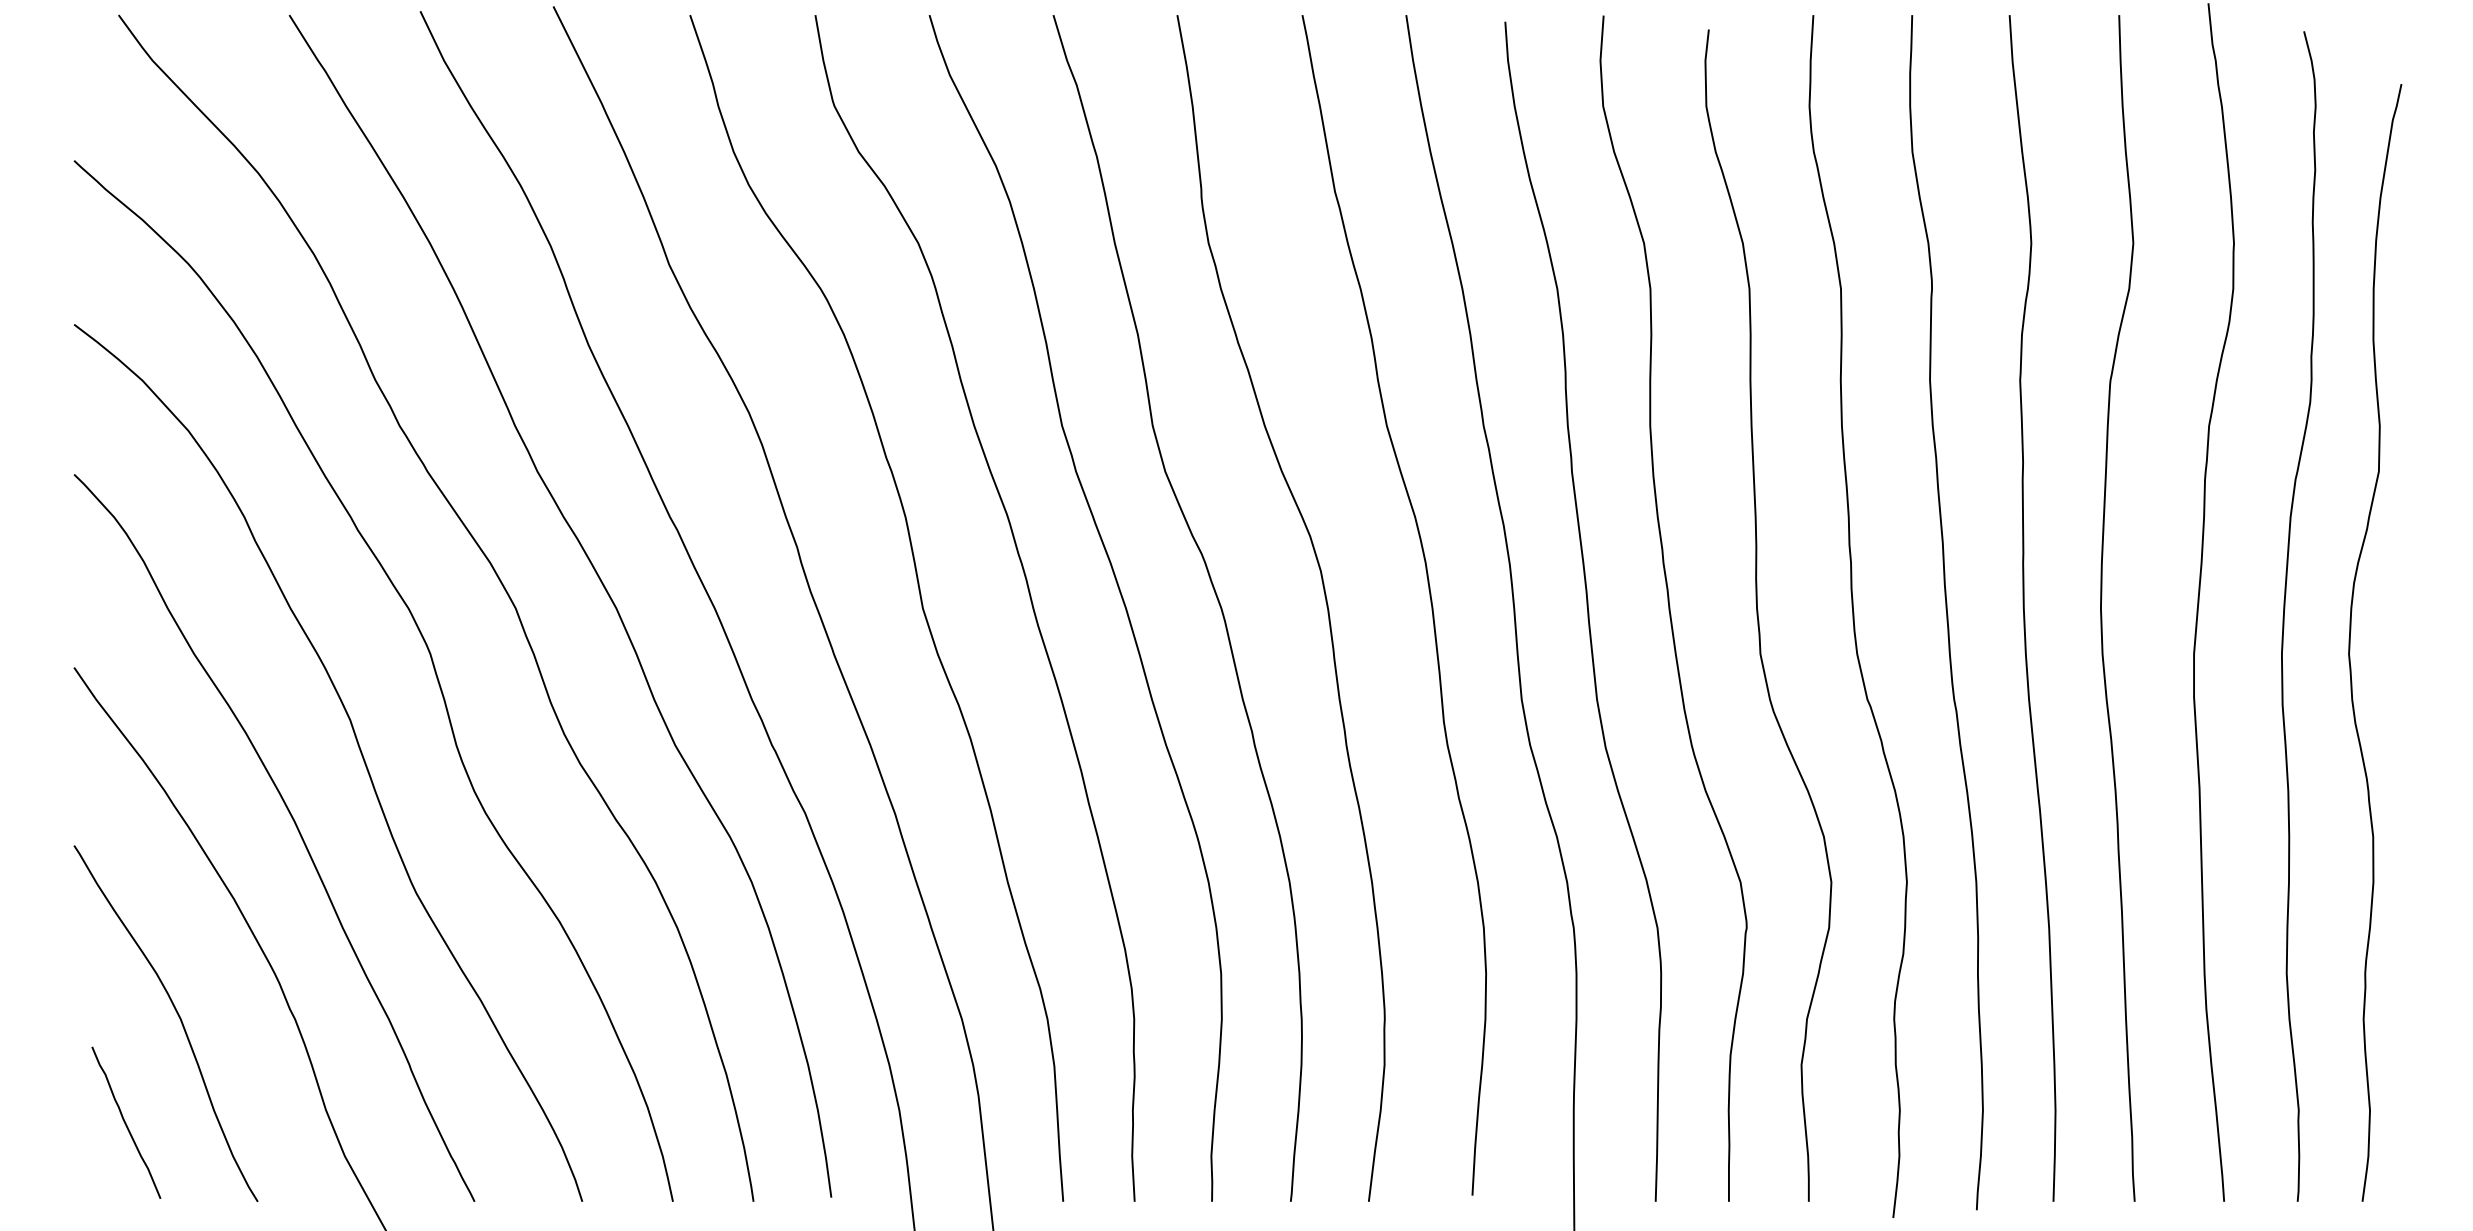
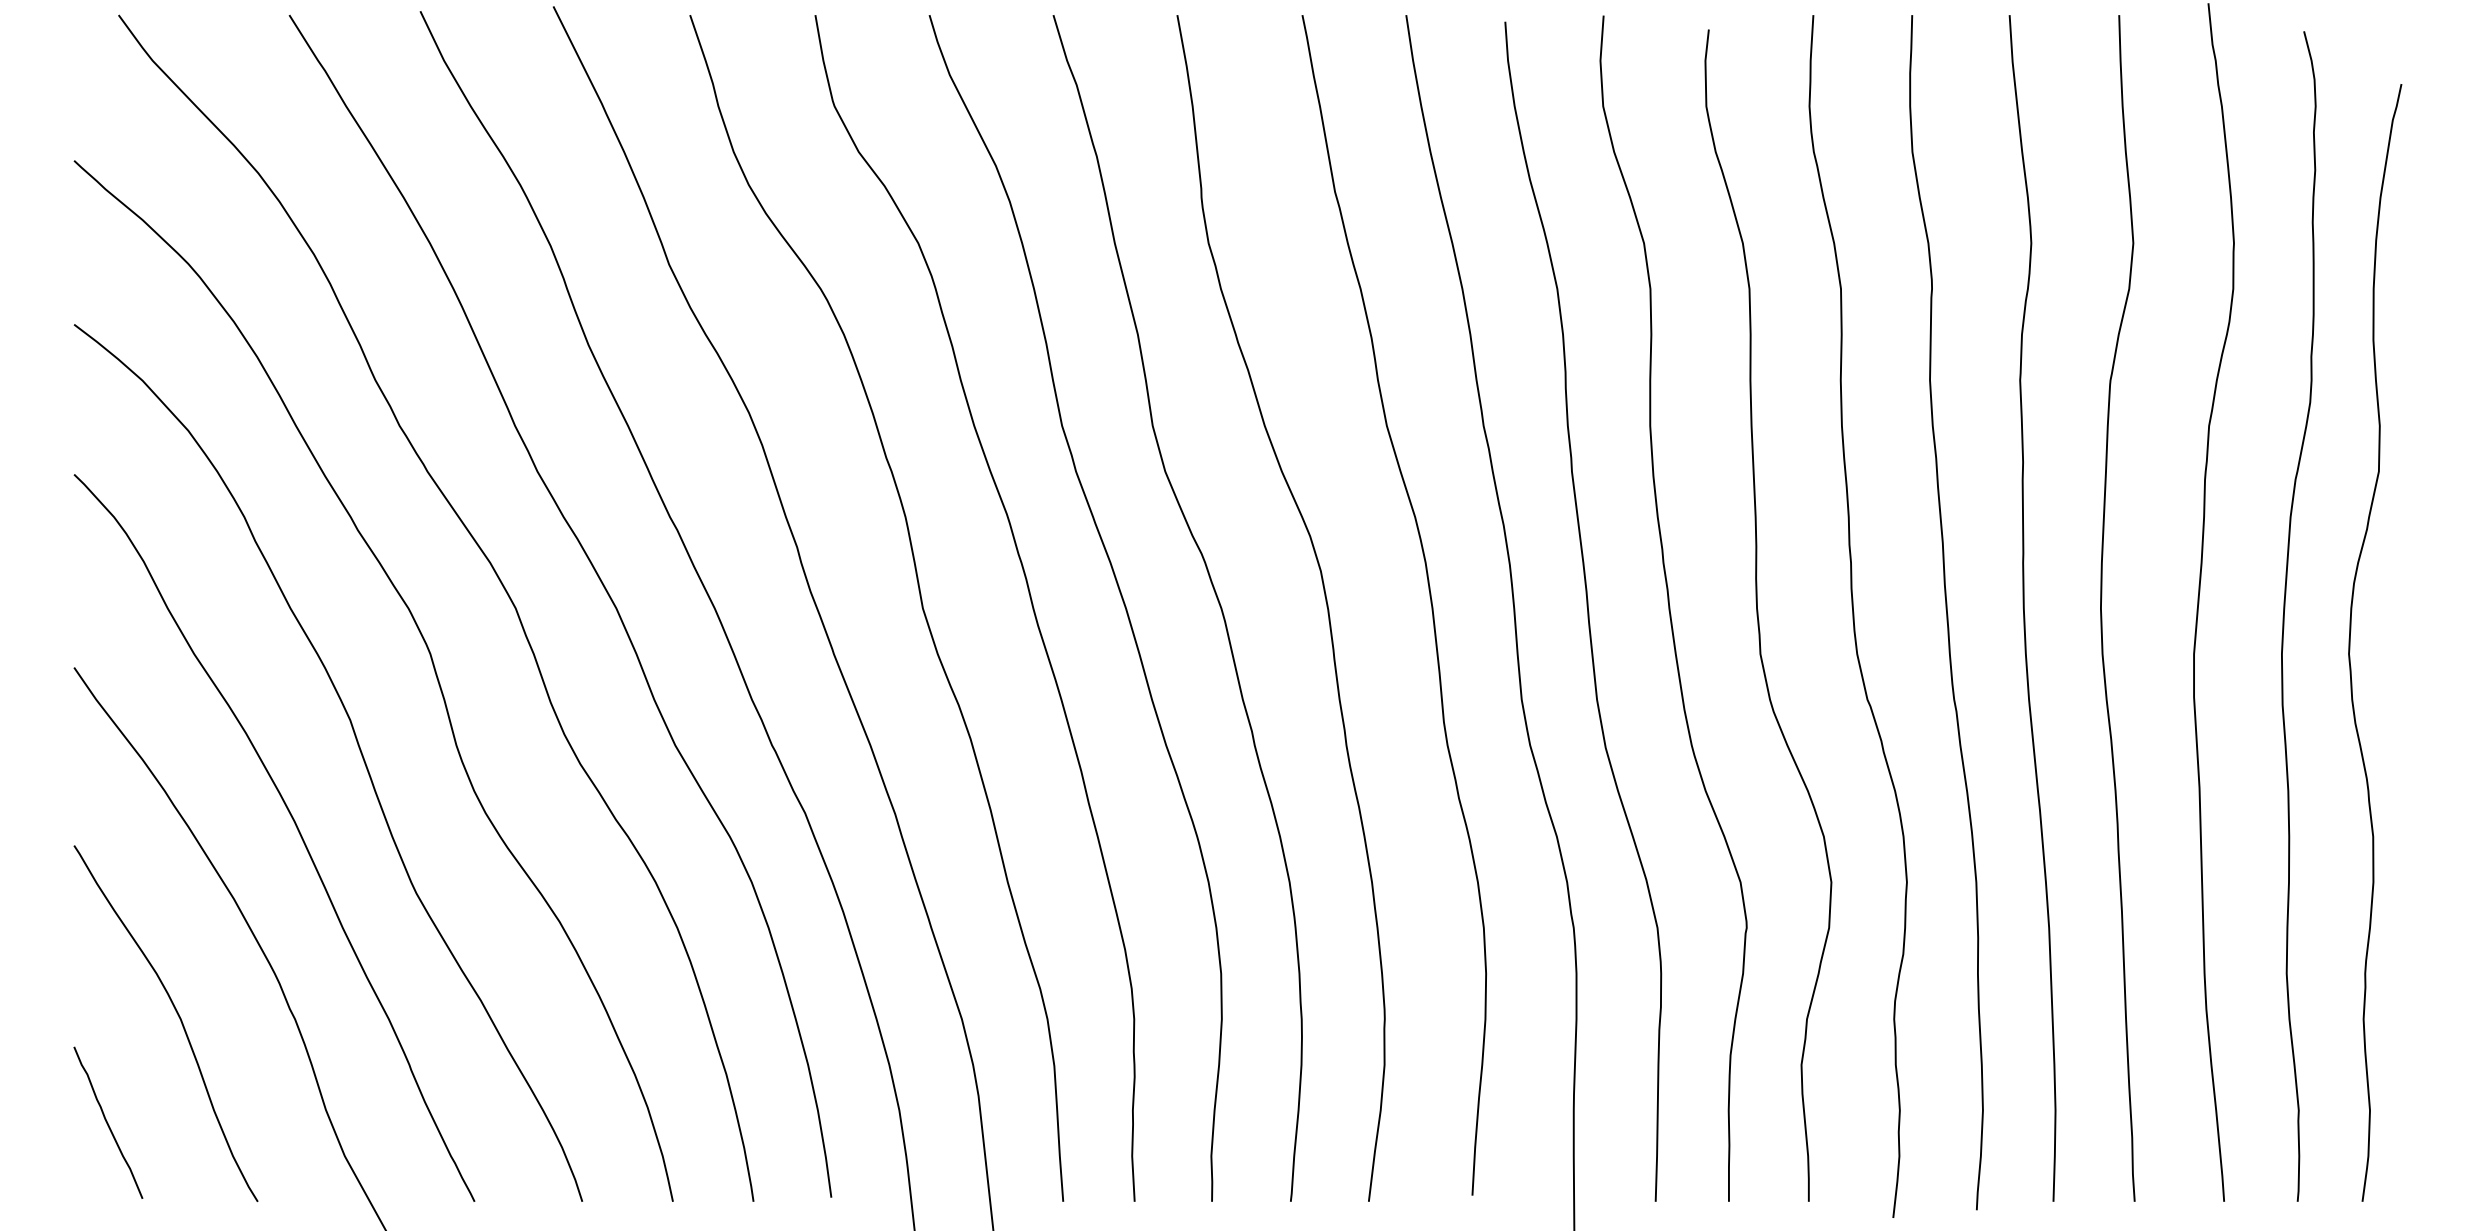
curve position: (125, 1122) -> (107, 1122) (107, 1122)
